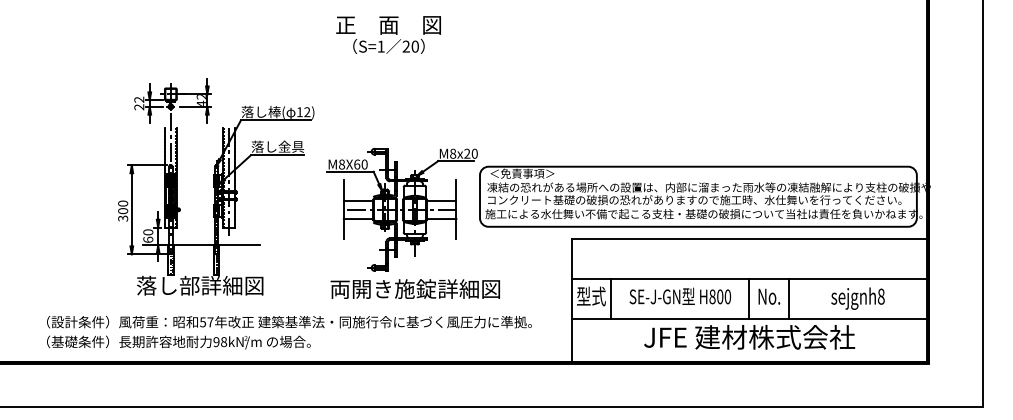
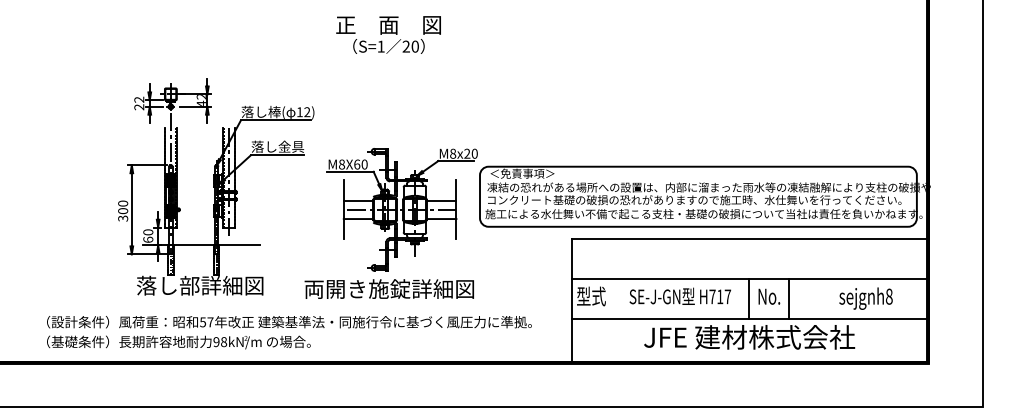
text position: (414, 288) -> (388, 288) (388, 288)
text: H800 -> H717 (720, 296)
line: present -> none (611, 298)
text position: (857, 298) -> (865, 298) (865, 298)
